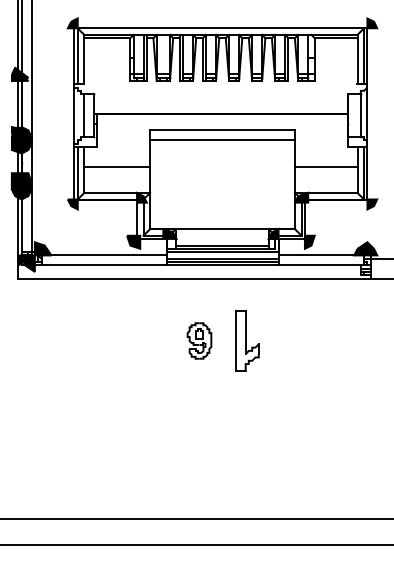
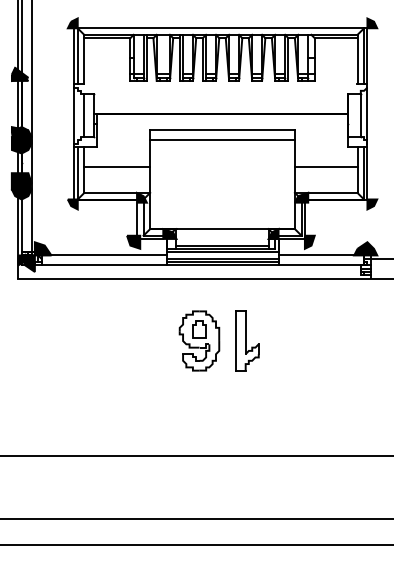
part size: 27x38 px -> 43x62 px (199, 340)
line: none -> present (196, 456)
